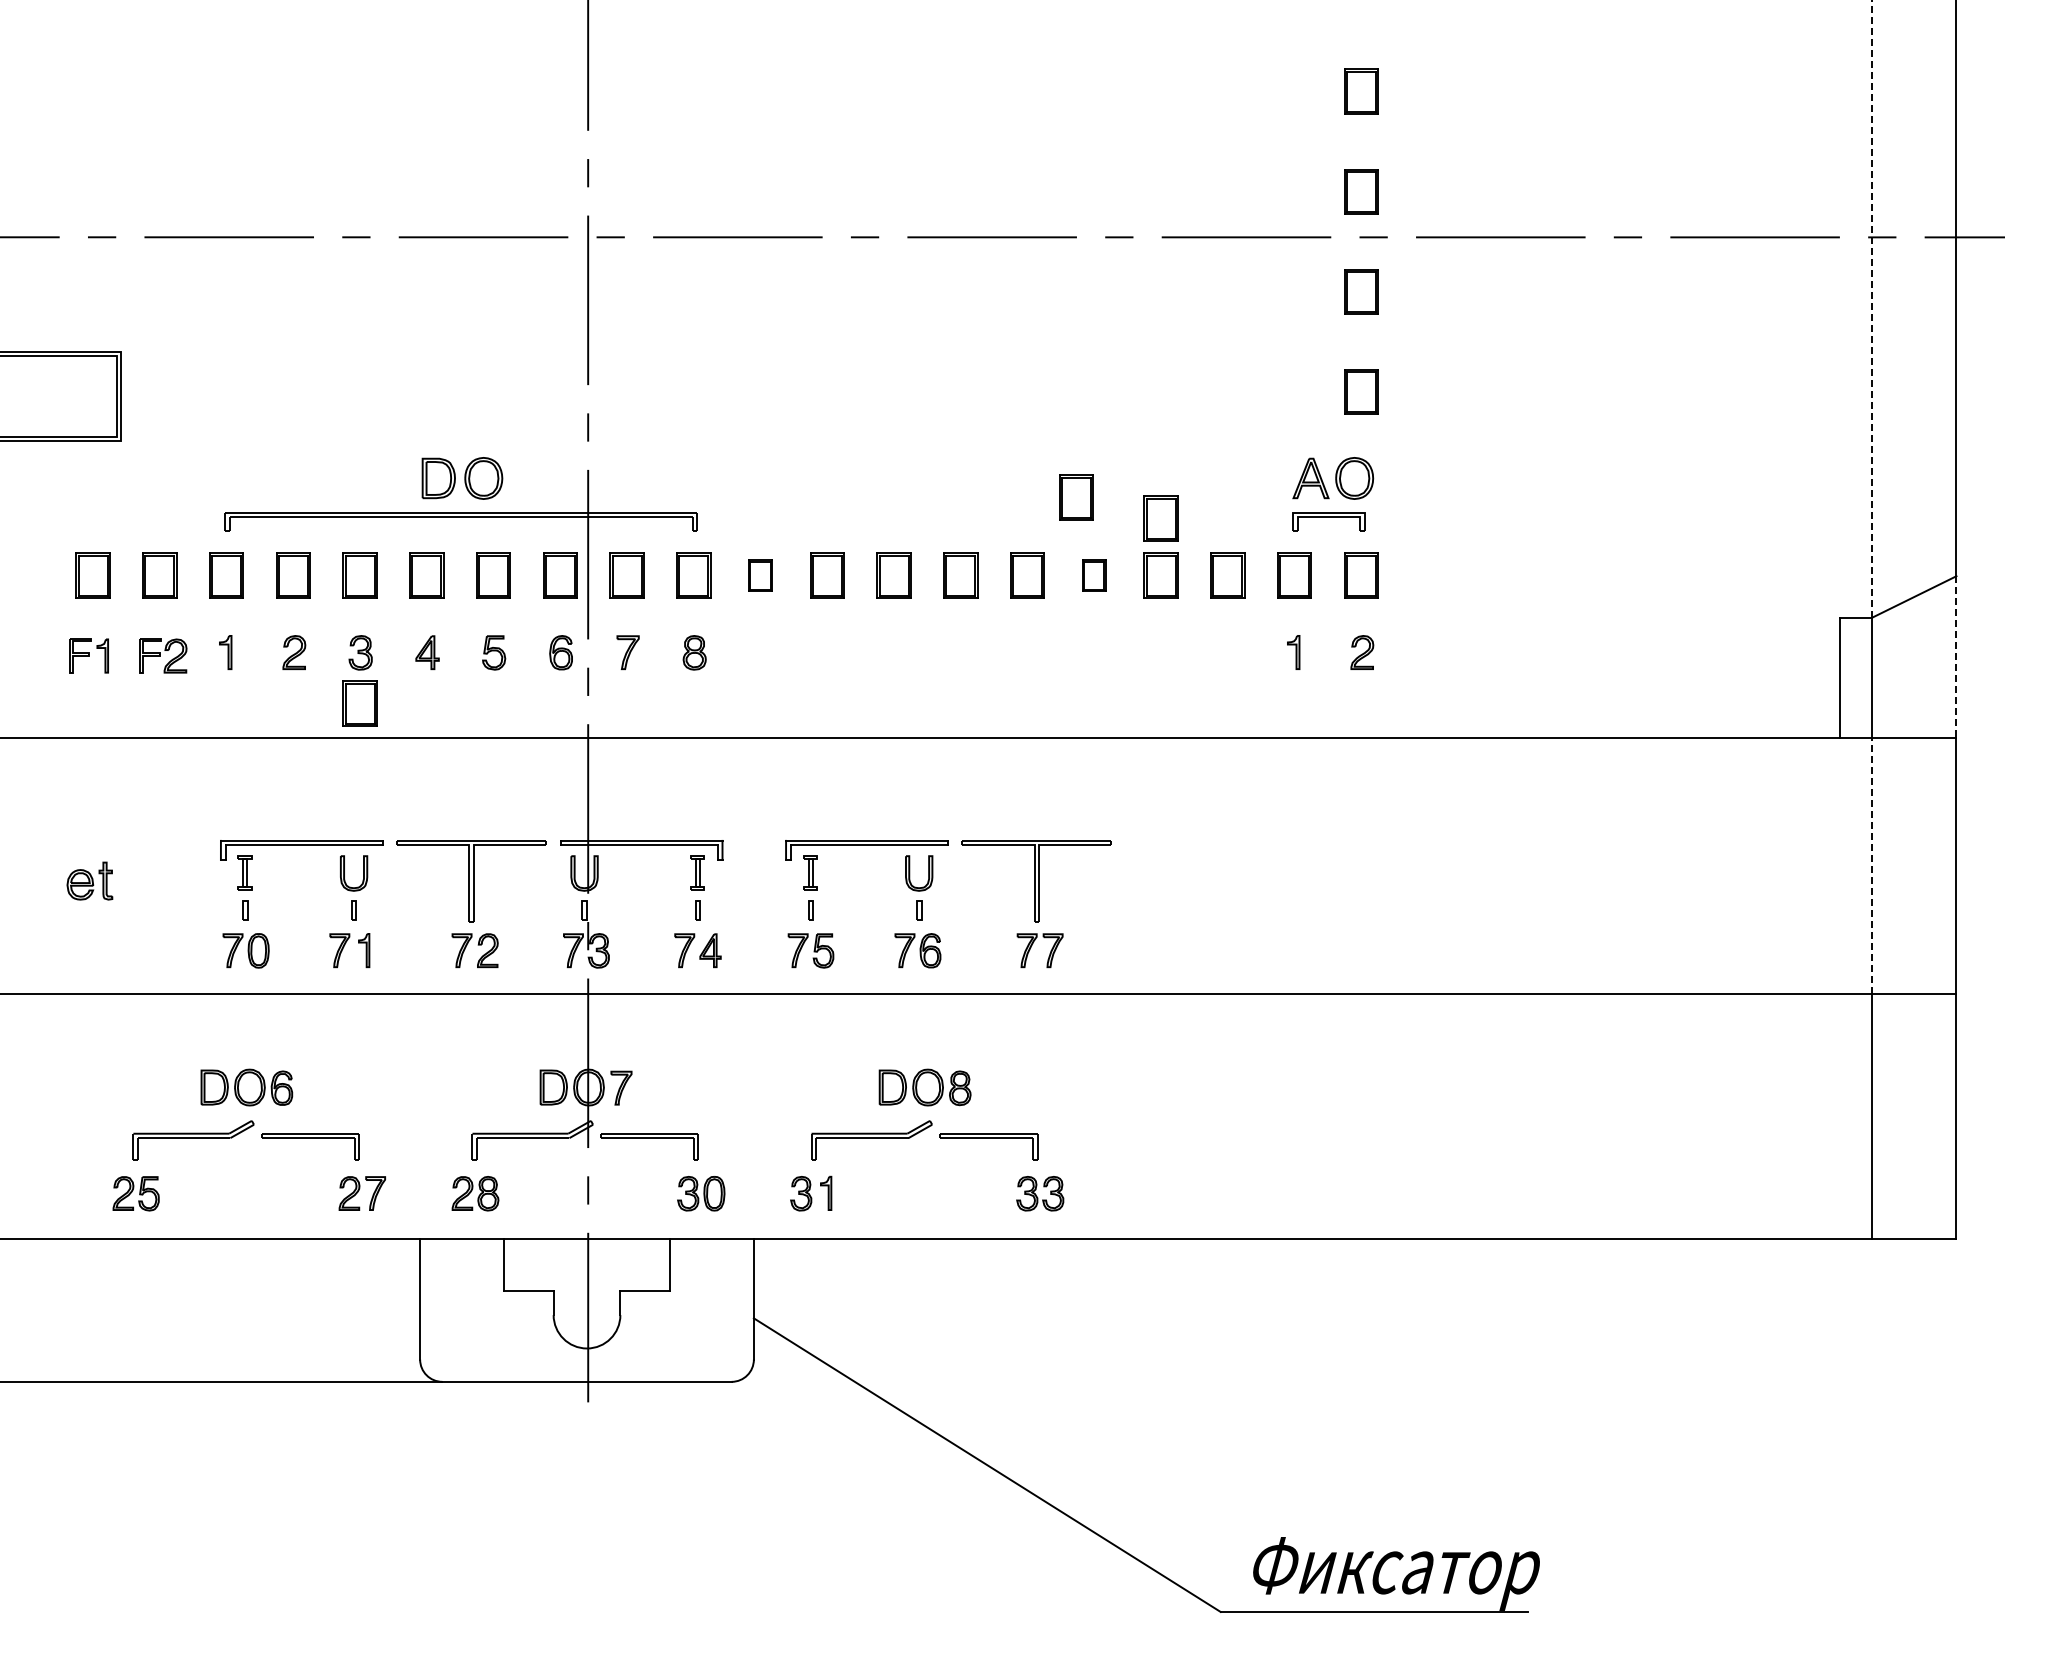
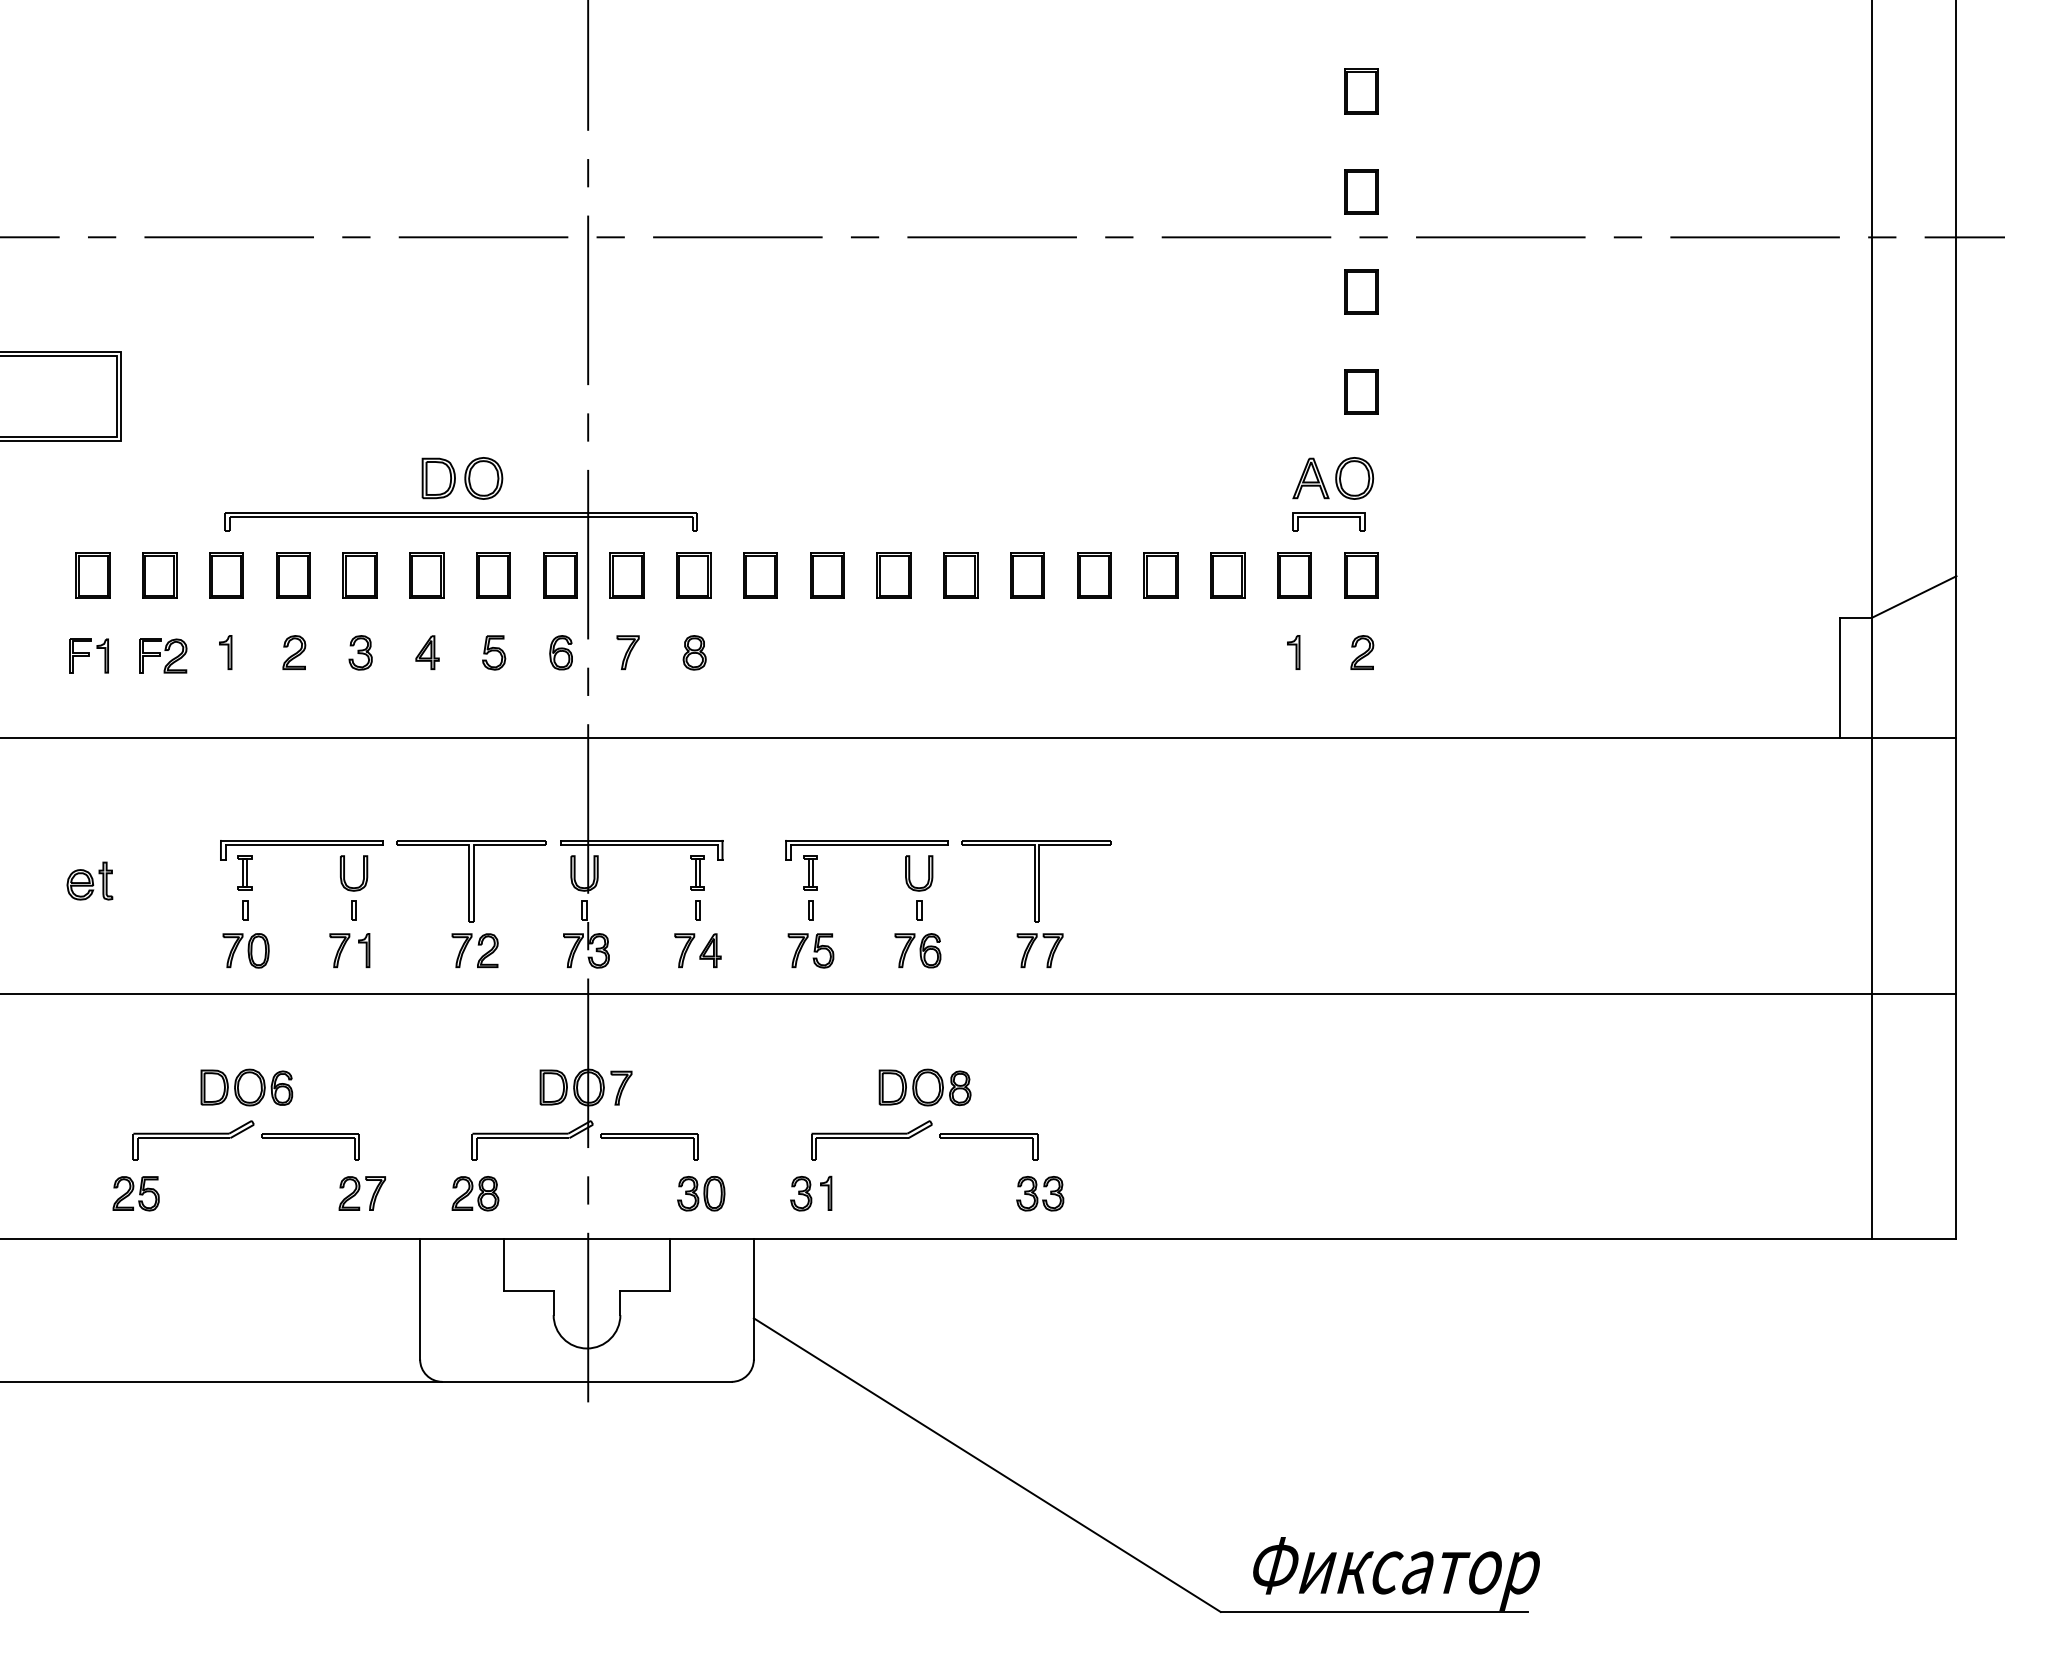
line: dashed -> solid (1871, 308)
part: present -> none (1076, 497)
part: present -> none (1160, 518)
part size: 25x33 px -> 35x47 px (760, 575)
part size: 25x33 px -> 35x47 px (1094, 575)
line: dashed -> solid (1956, 657)
part: present -> none (359, 703)
line: dashed -> solid (1871, 865)
